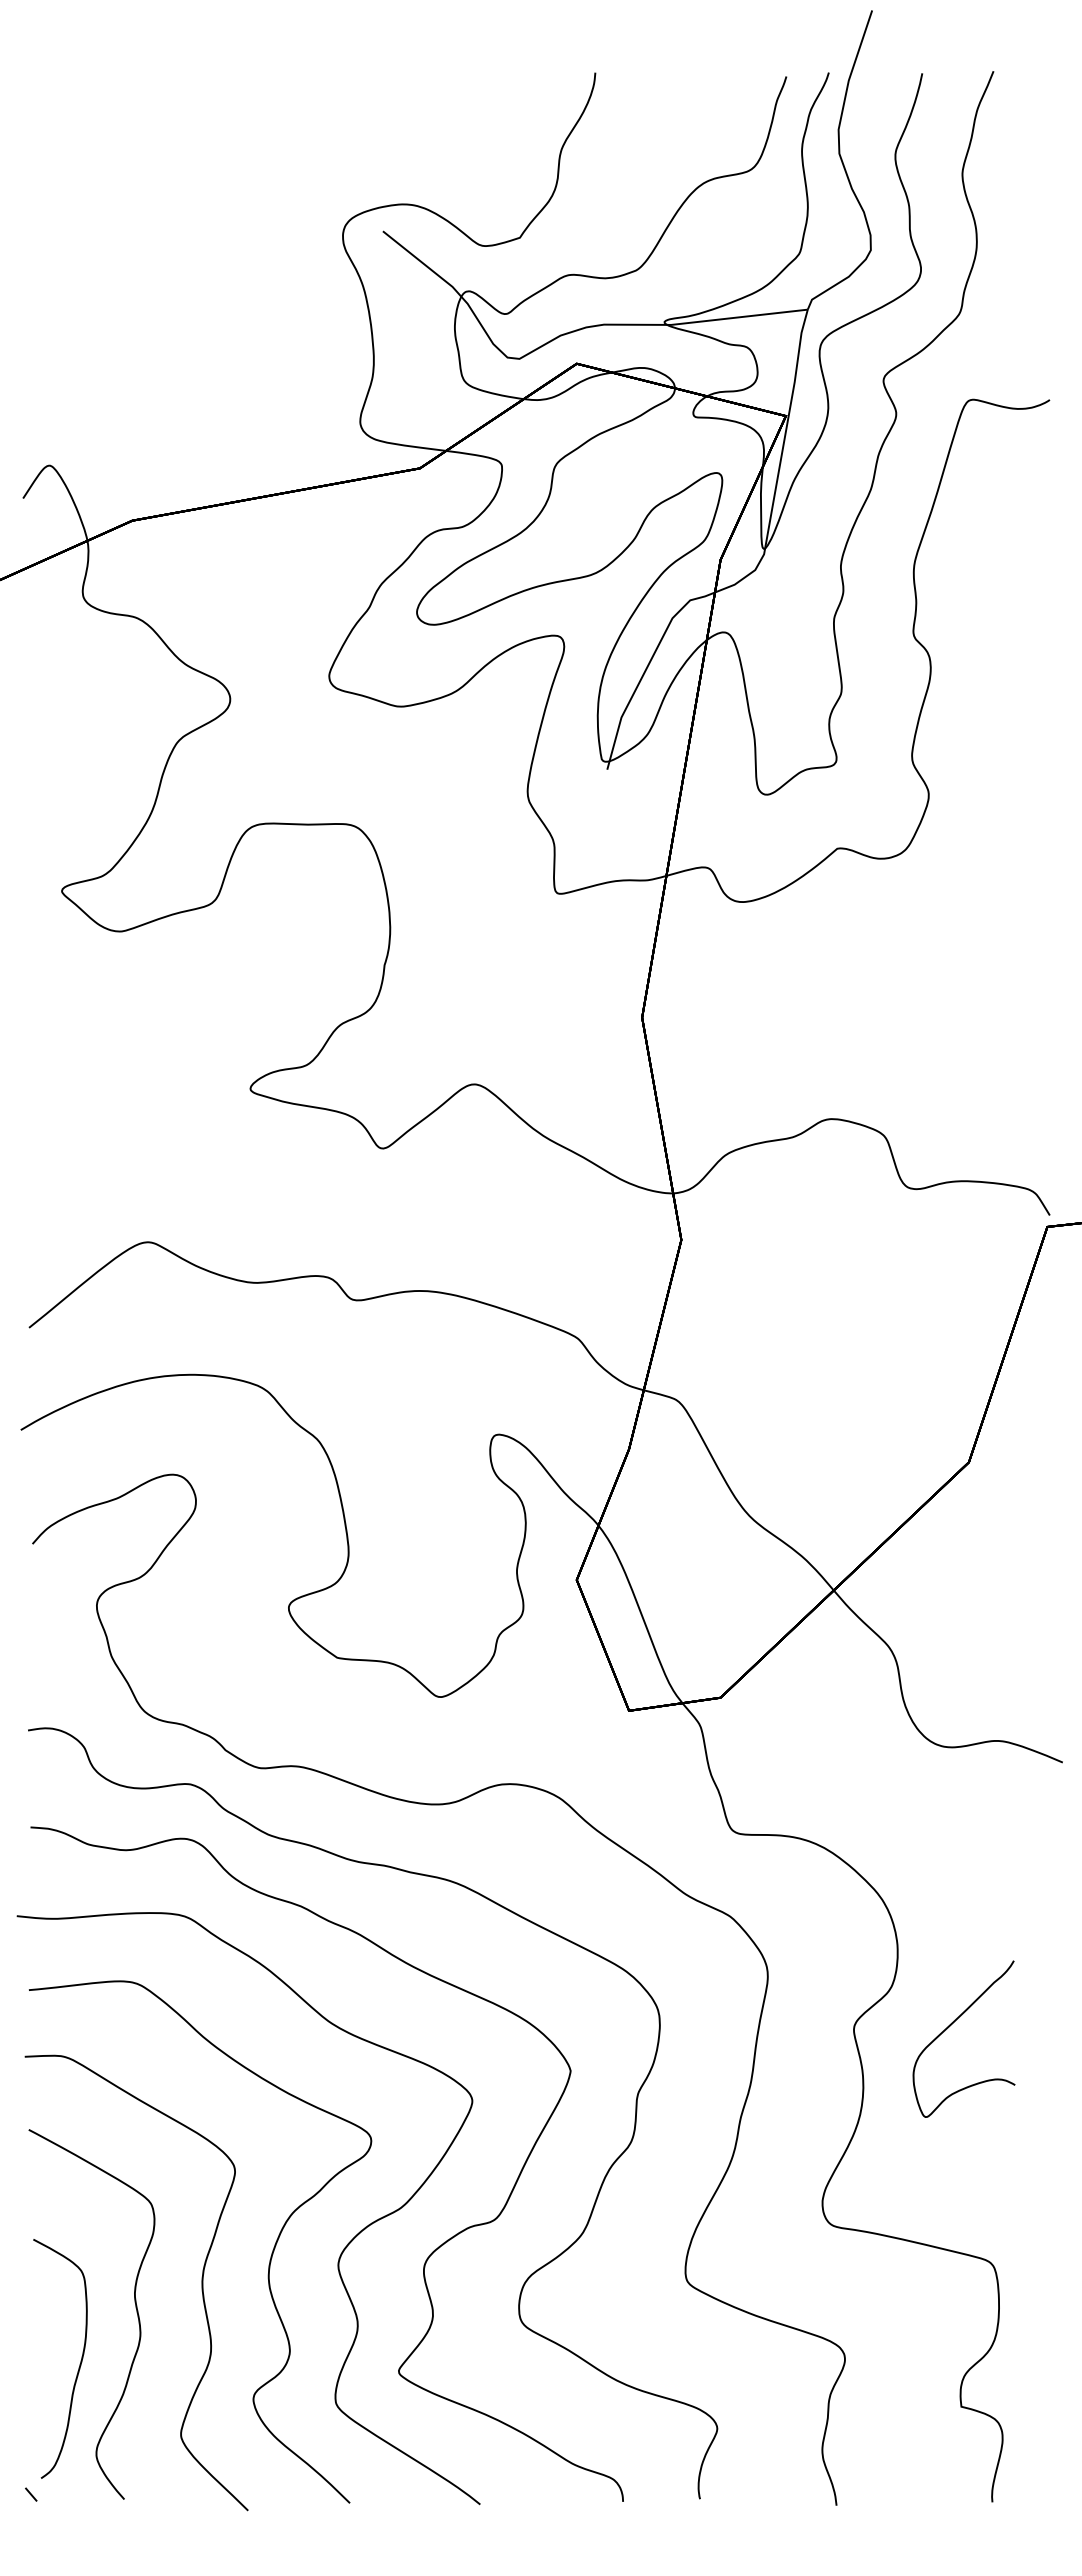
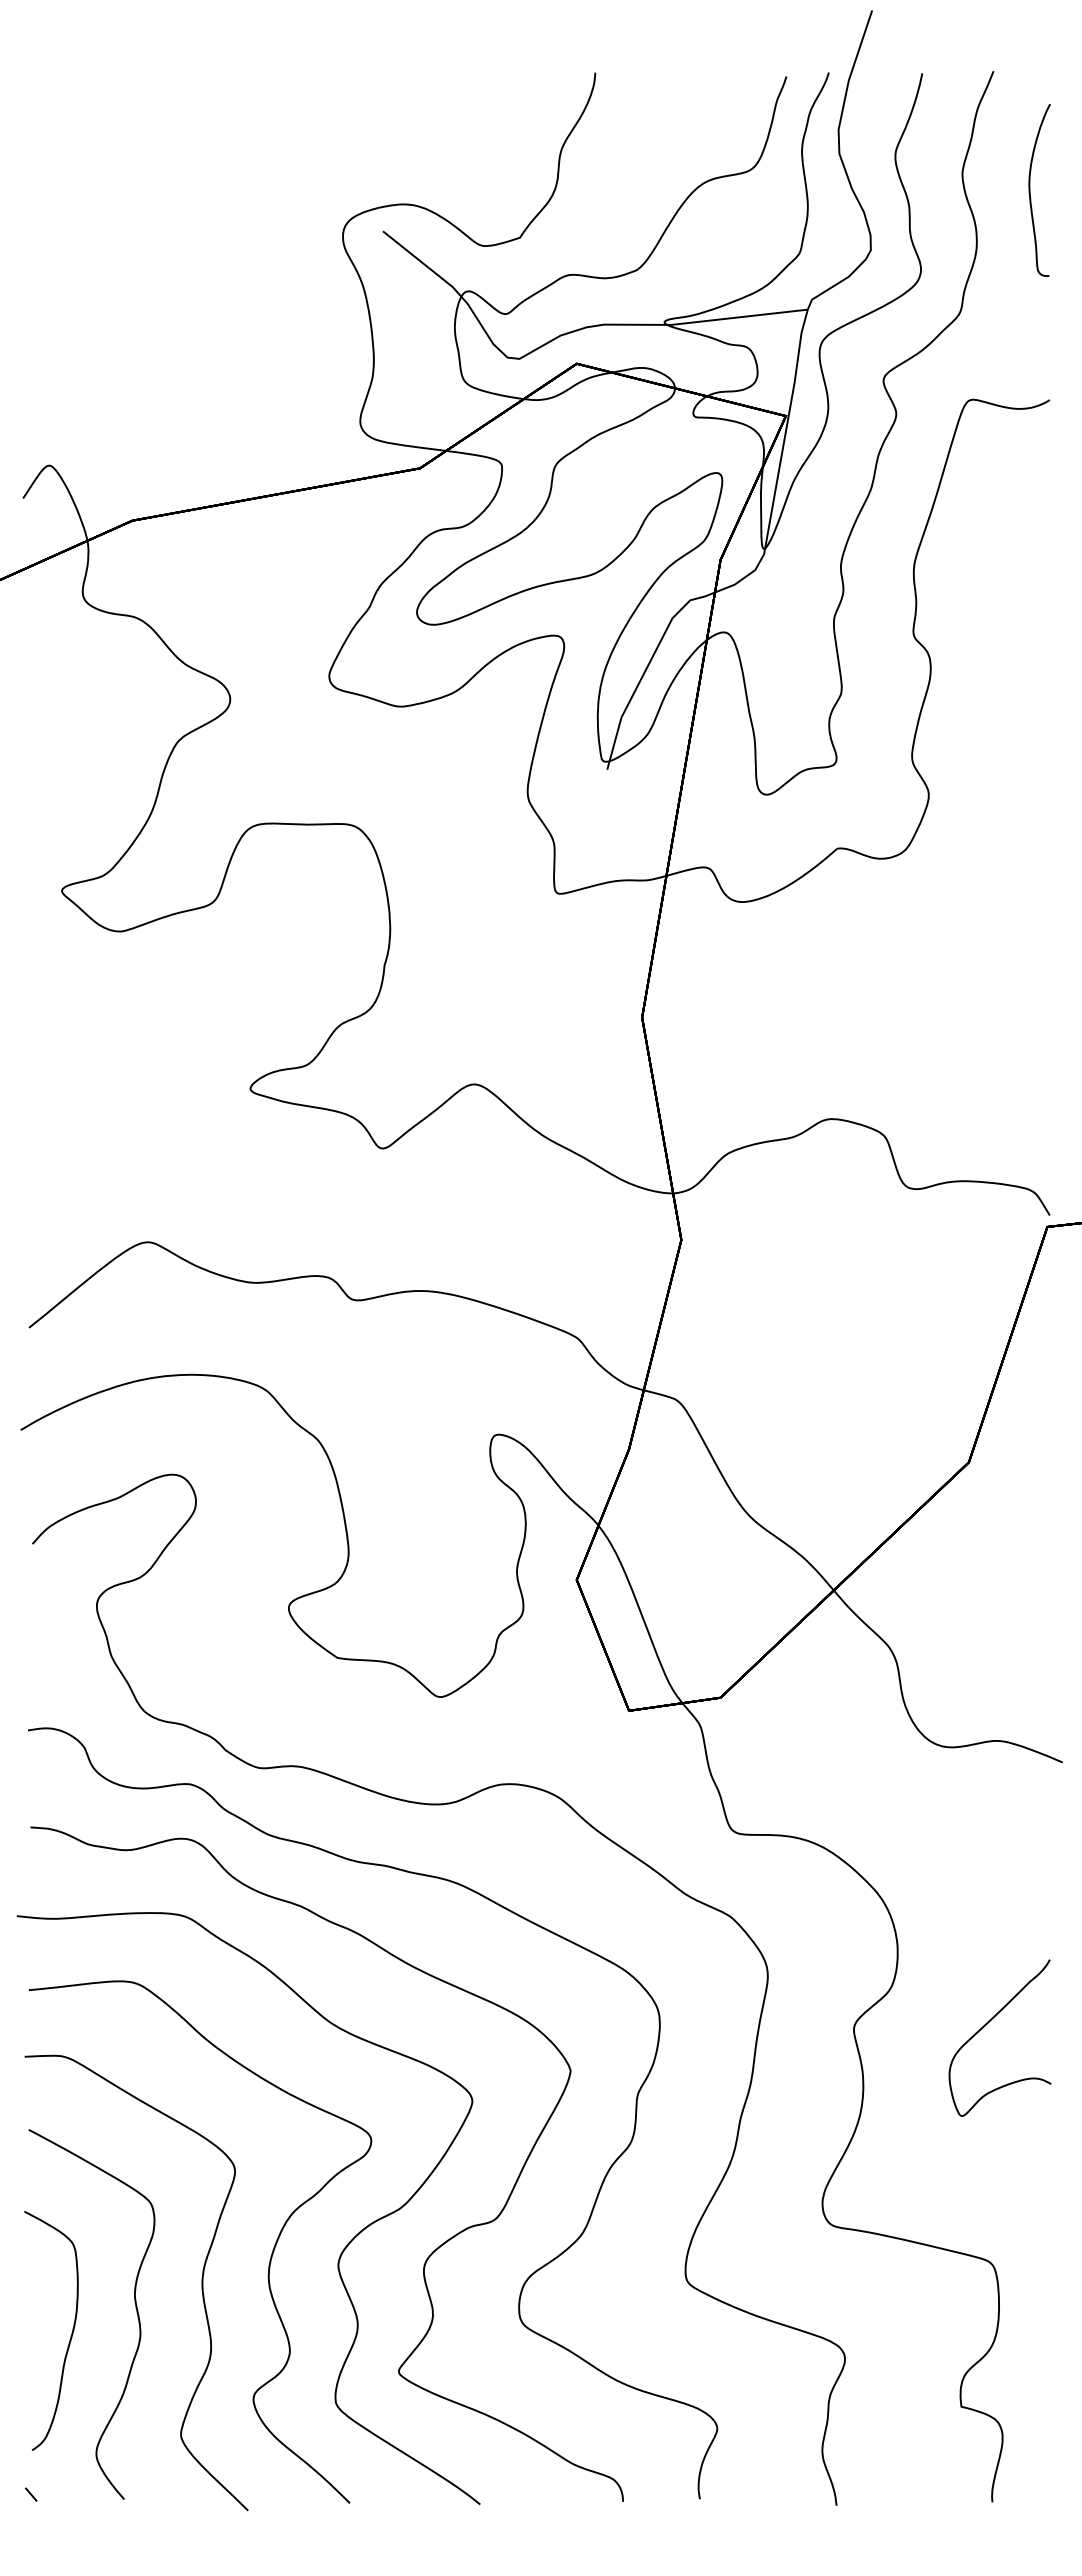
curve: none -> present (1030, 190)
curve position: (951, 2025) -> (987, 2024) (987, 2024)
curve position: (79, 2364) -> (70, 2336) (70, 2336)
